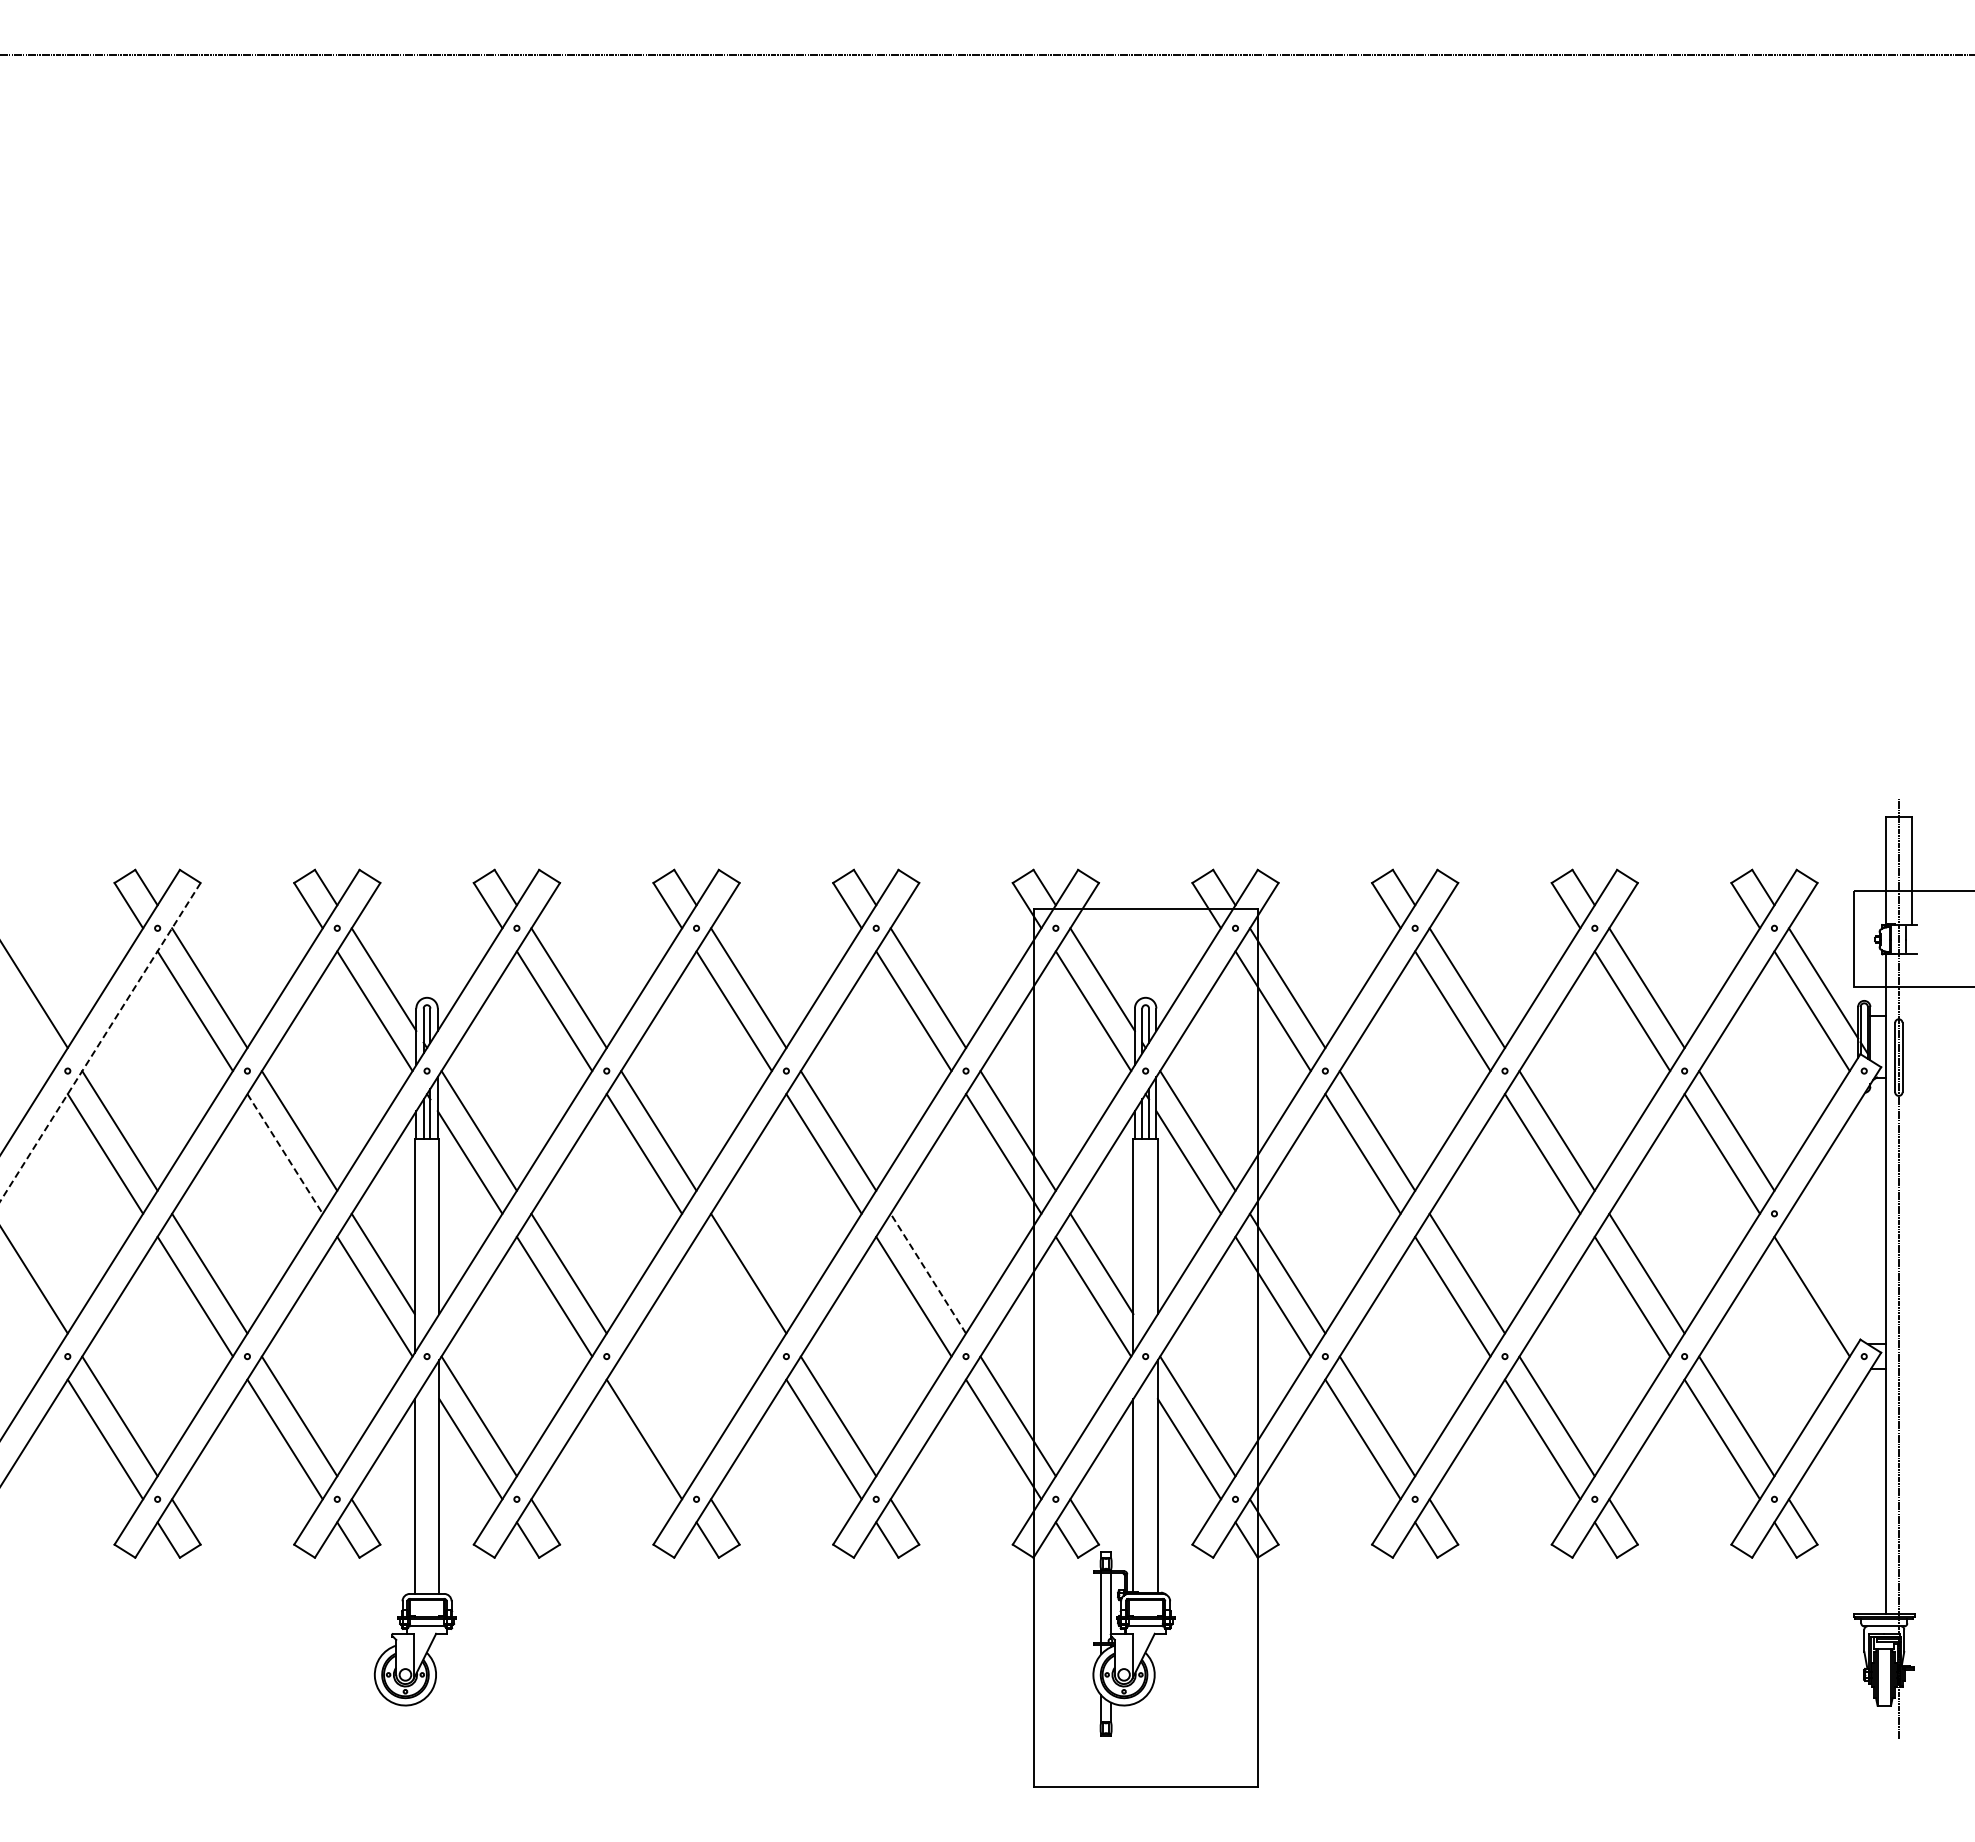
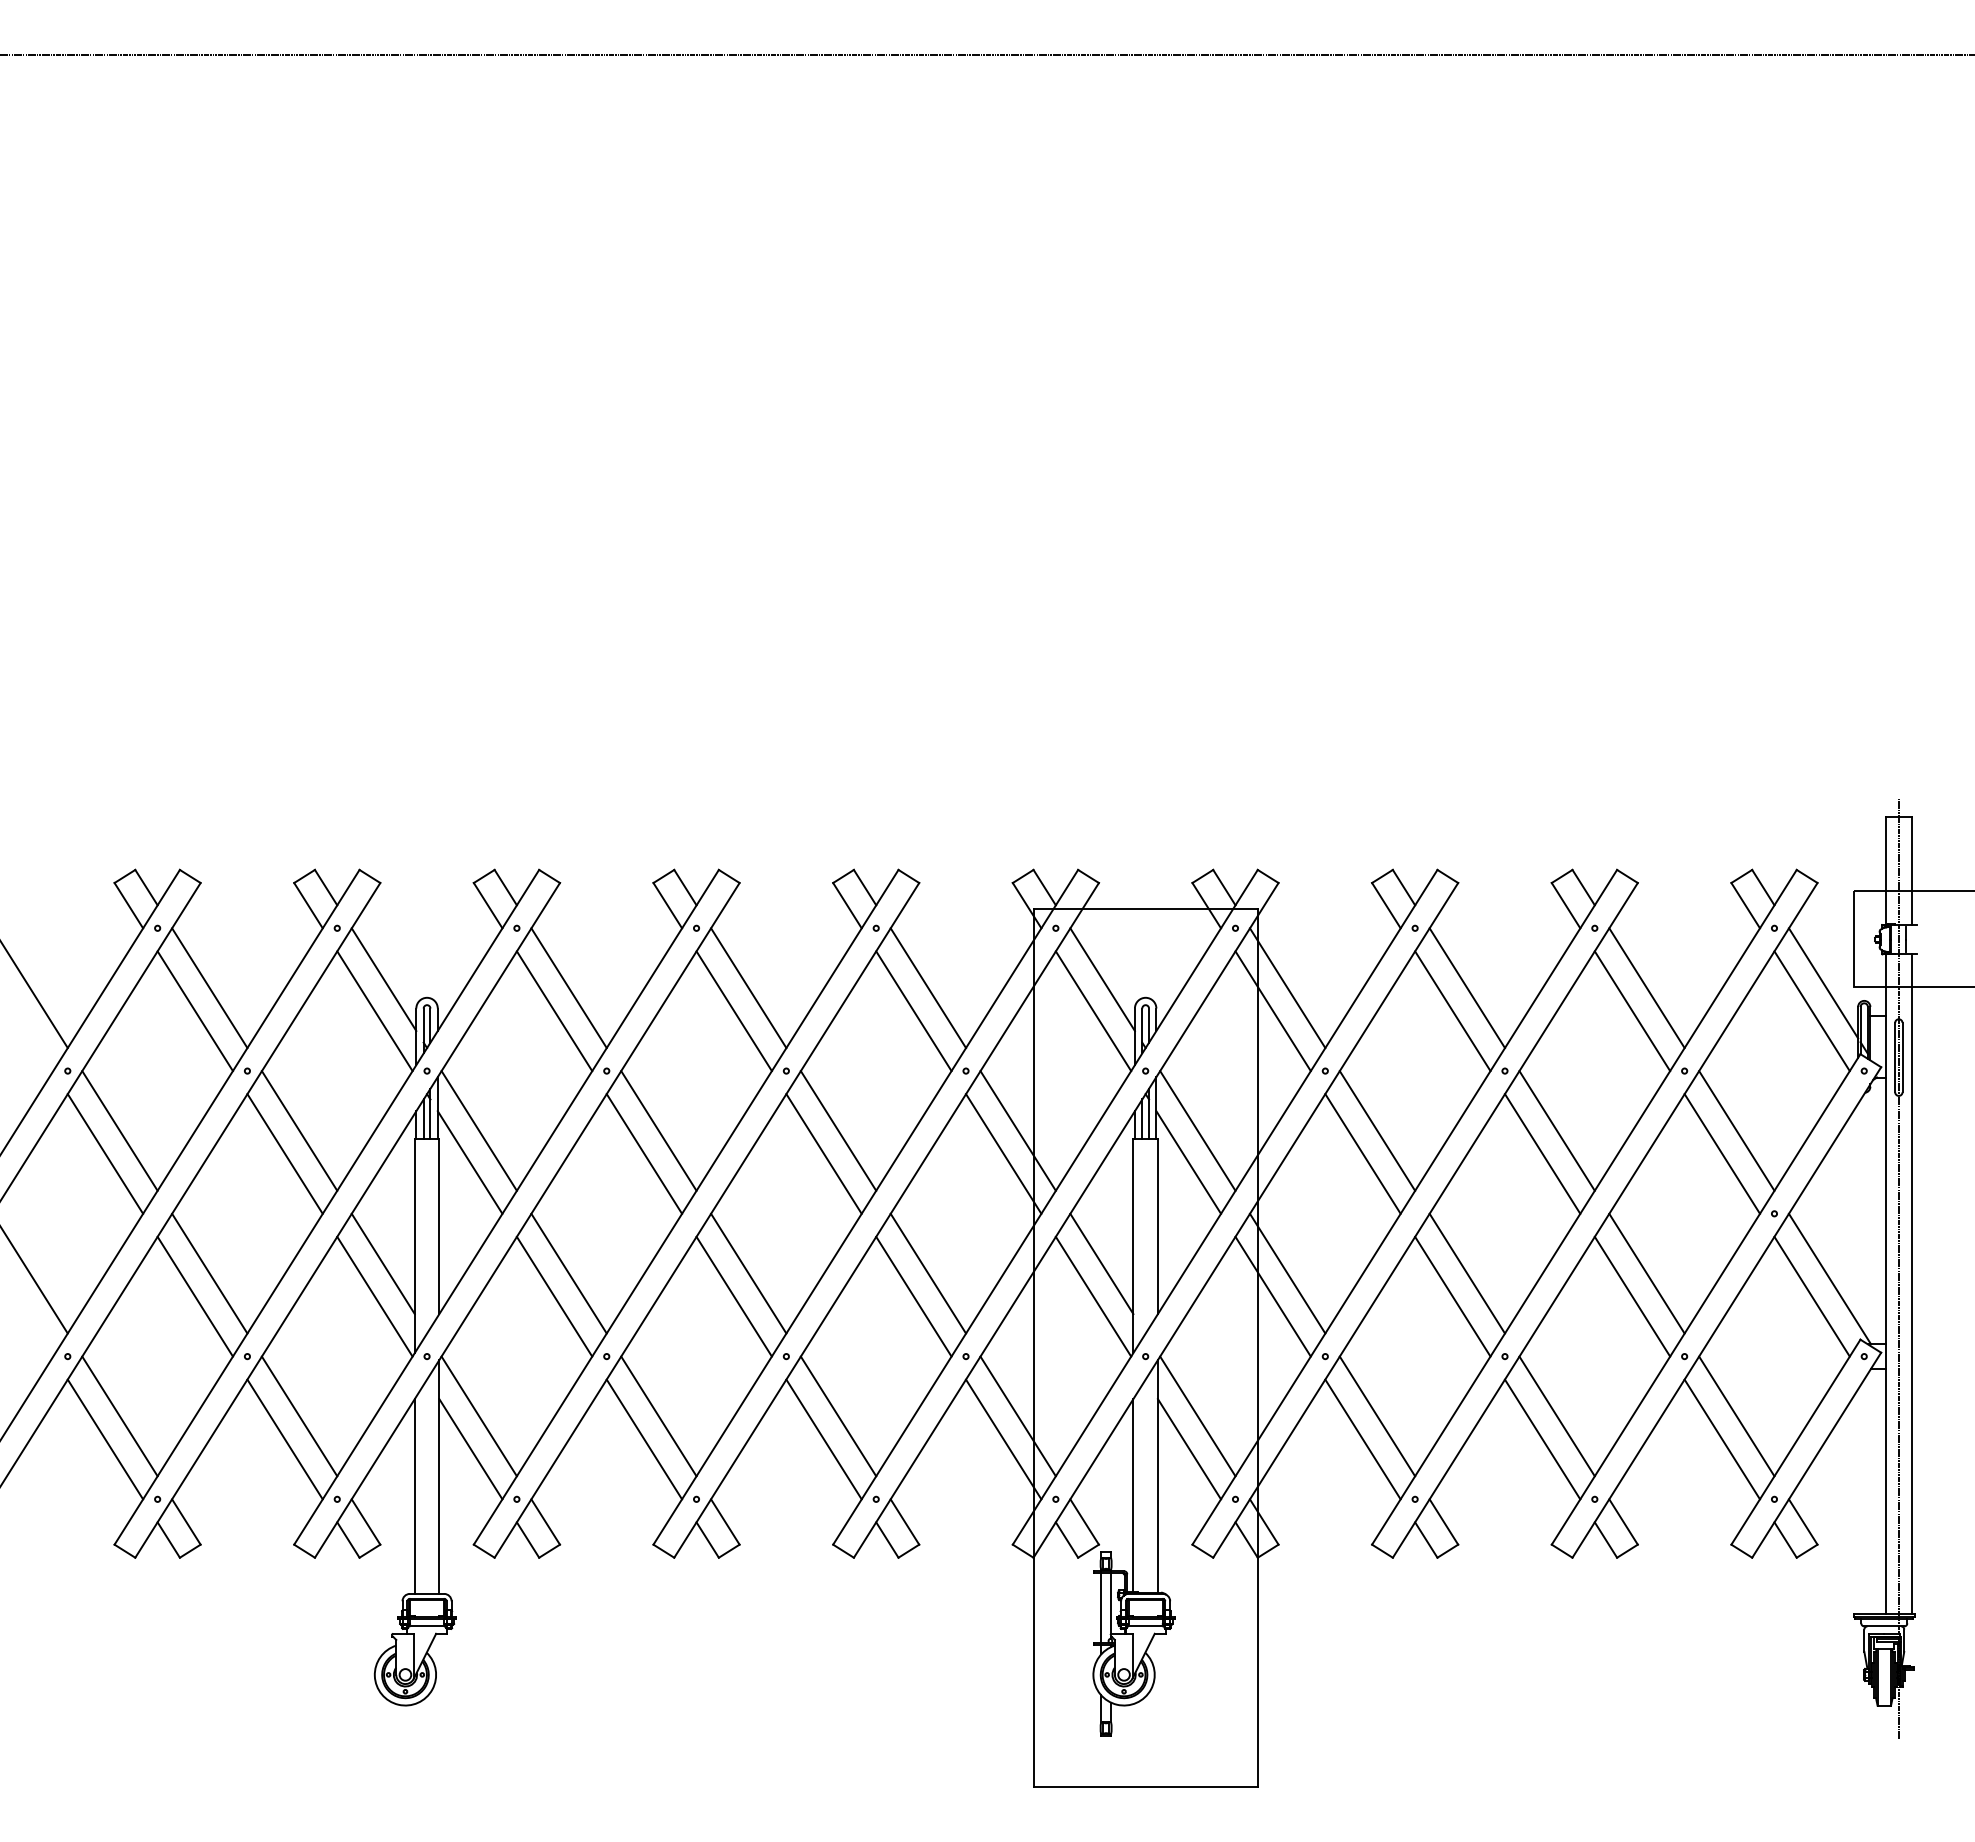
line: dashed -> solid (100, 1042)
line: dashed -> solid (285, 1153)
line: dashed -> solid (928, 1273)
line: none -> present (1829, 1278)
line: none -> present (1911, 1284)
line: none -> present (733, 1296)
line: none -> present (658, 1416)
